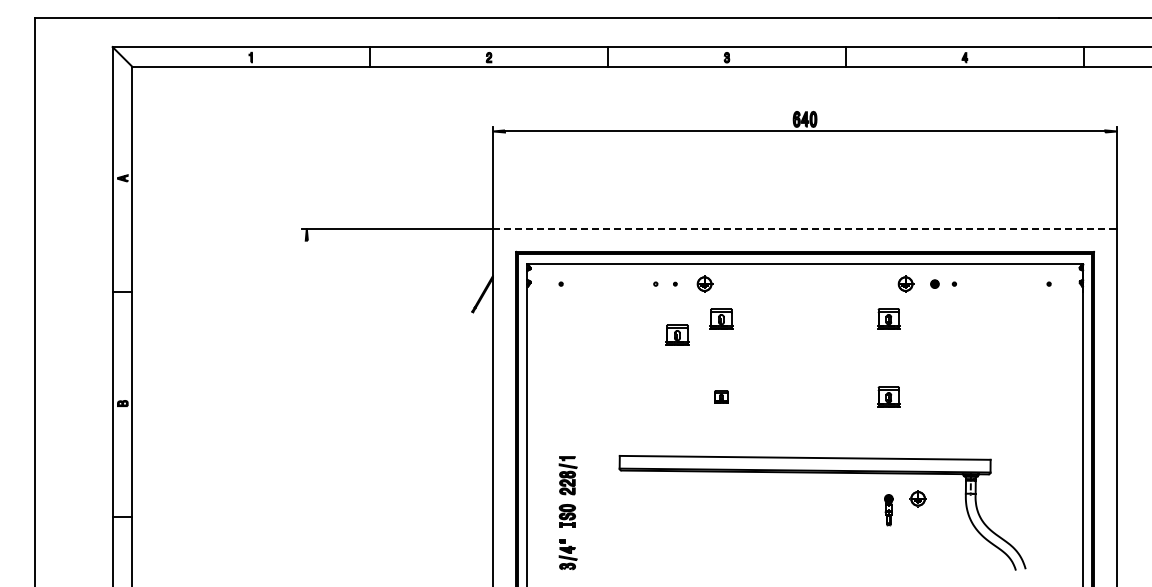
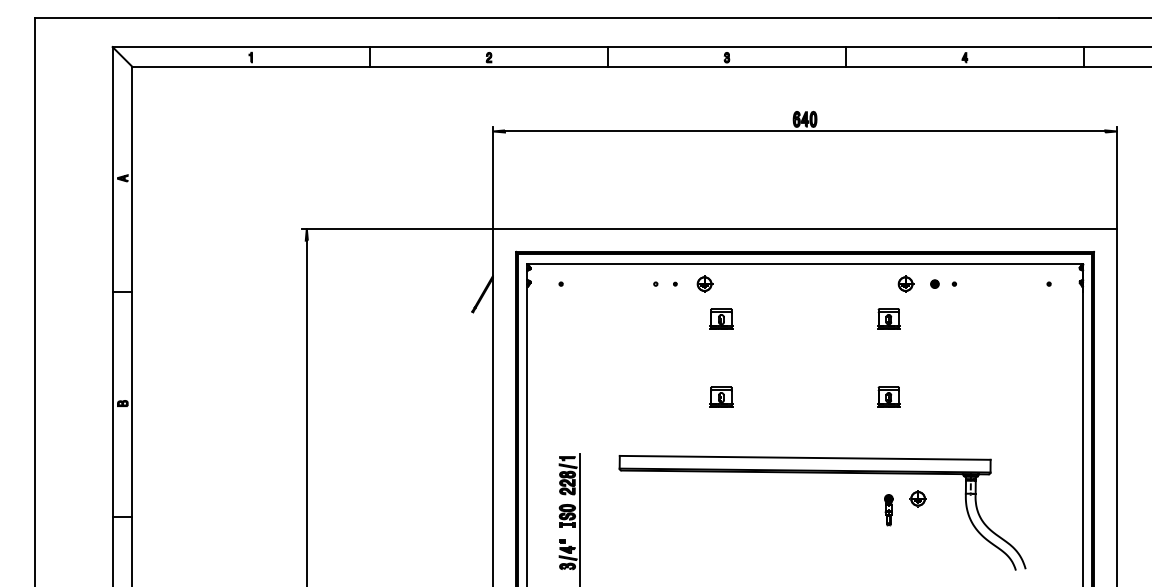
line: dashed -> solid (805, 228)
part: present -> none (677, 334)
part size: 15x14 px -> 25x22 px (721, 396)
line: none -> present (306, 411)
line: none -> present (579, 518)
